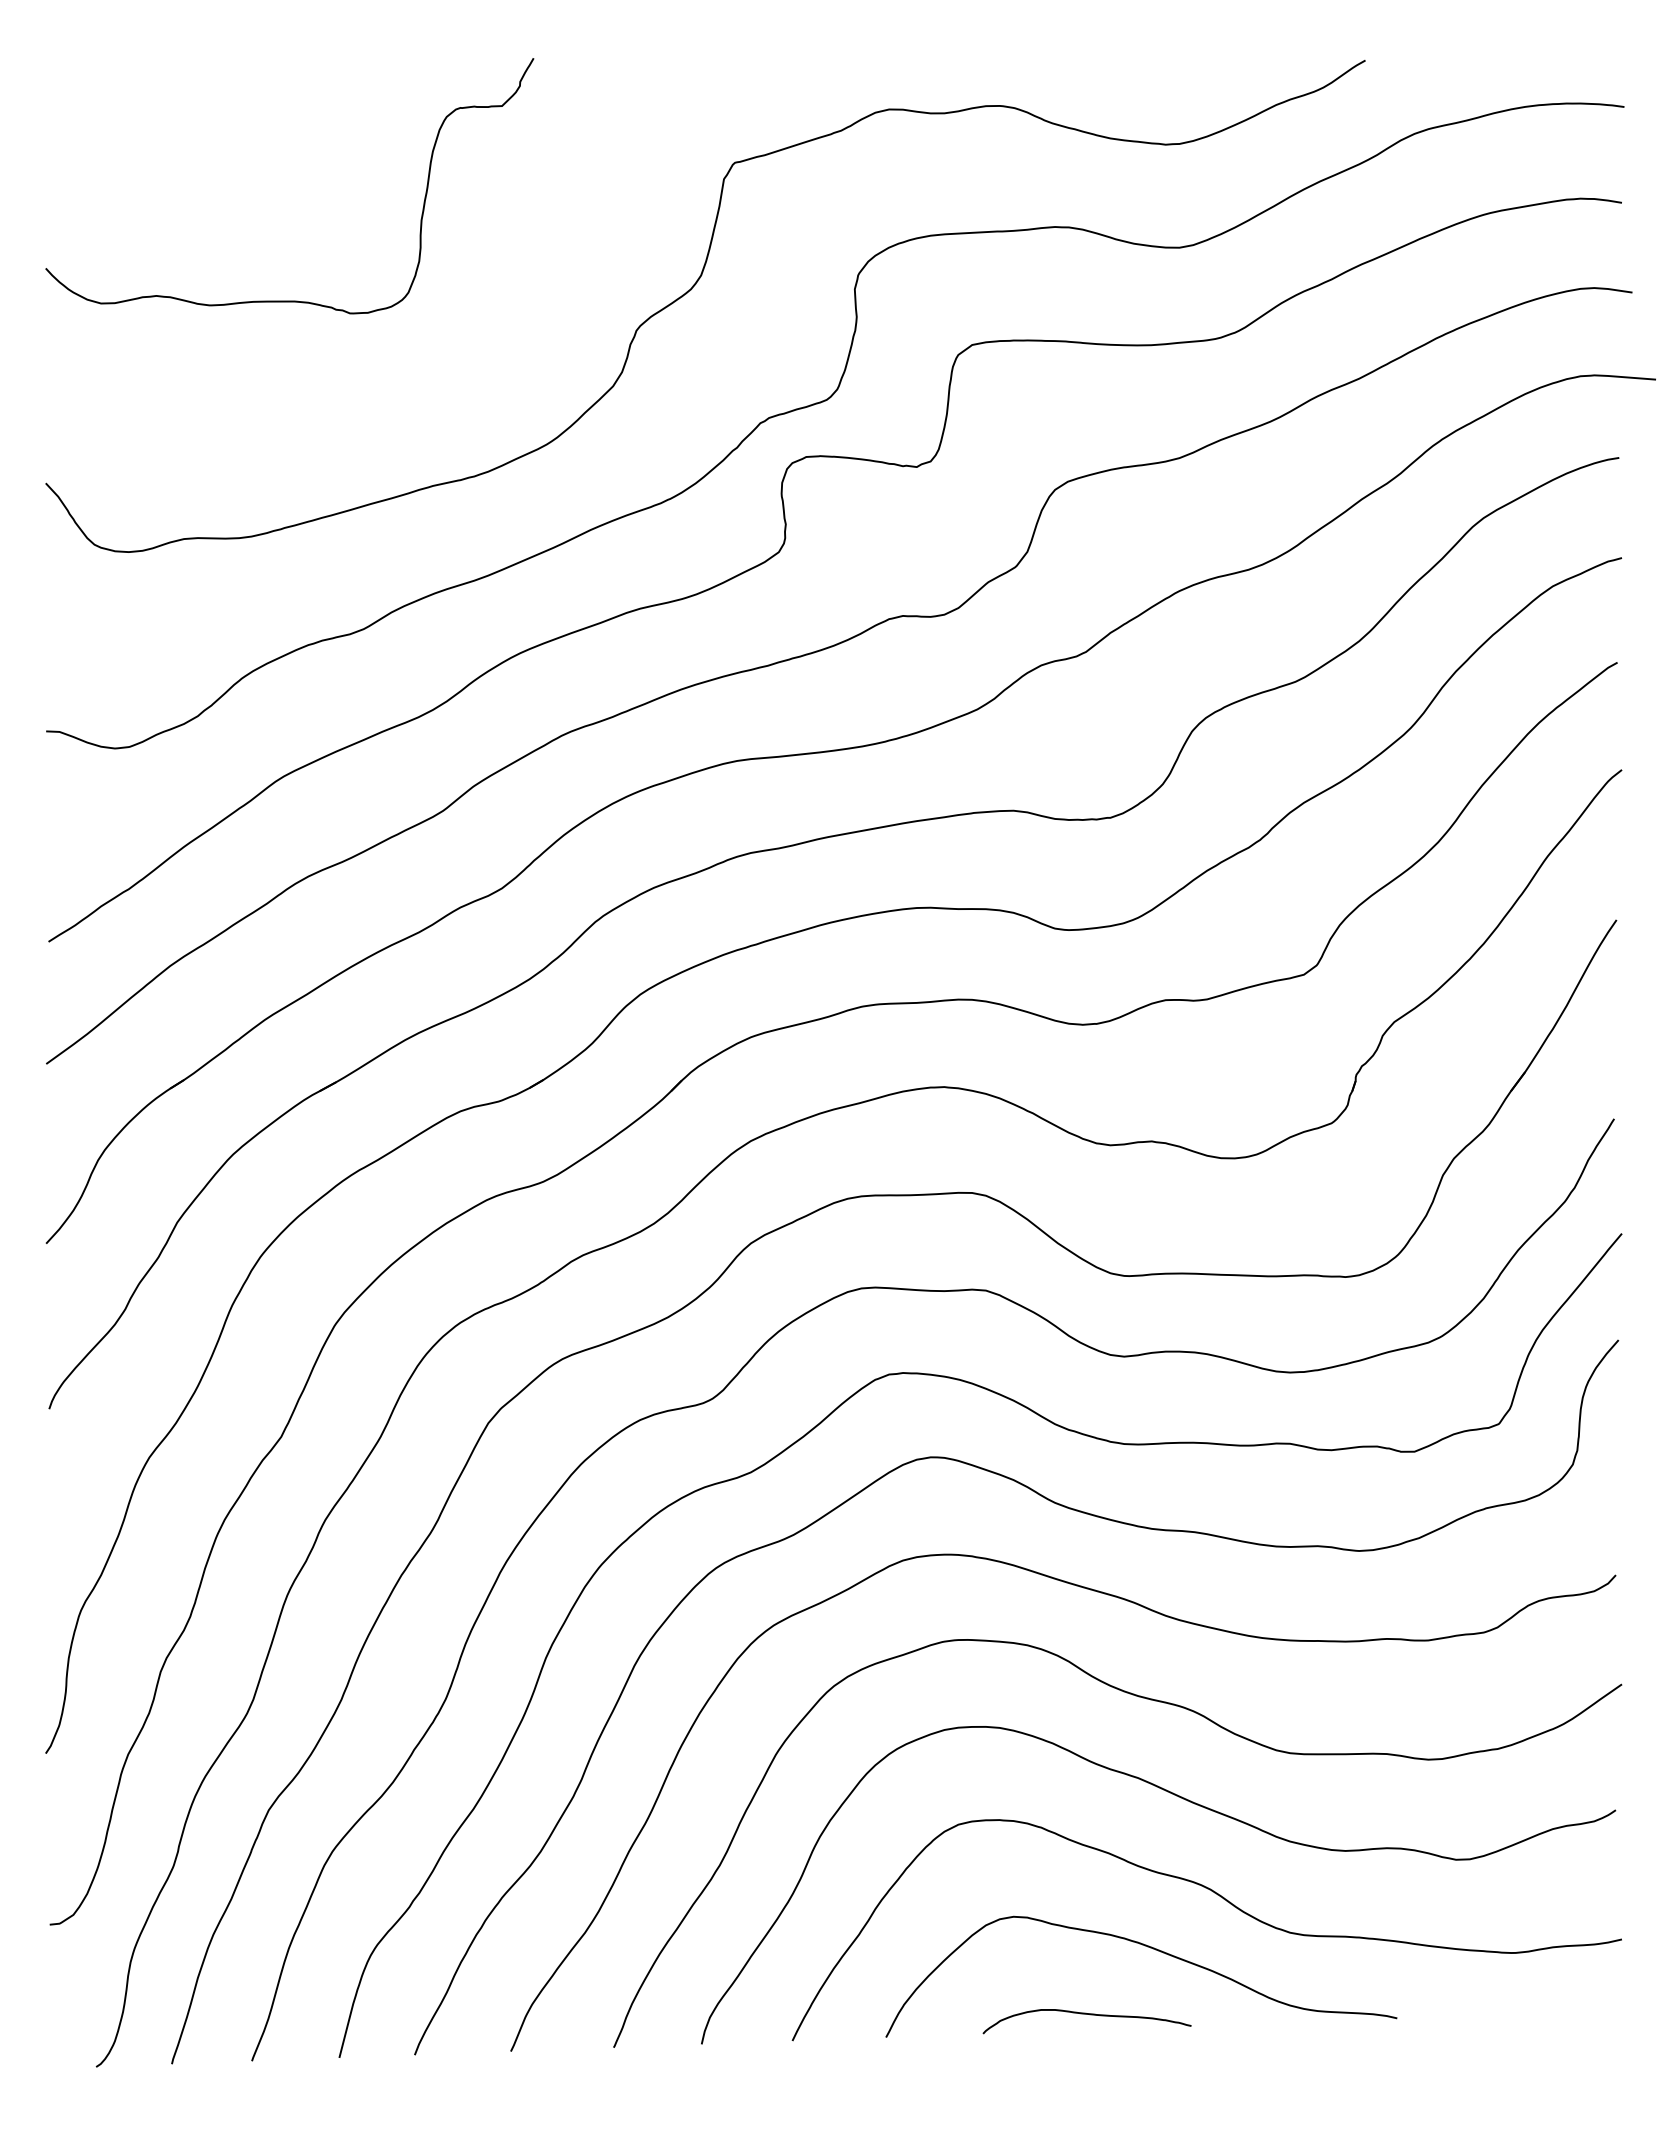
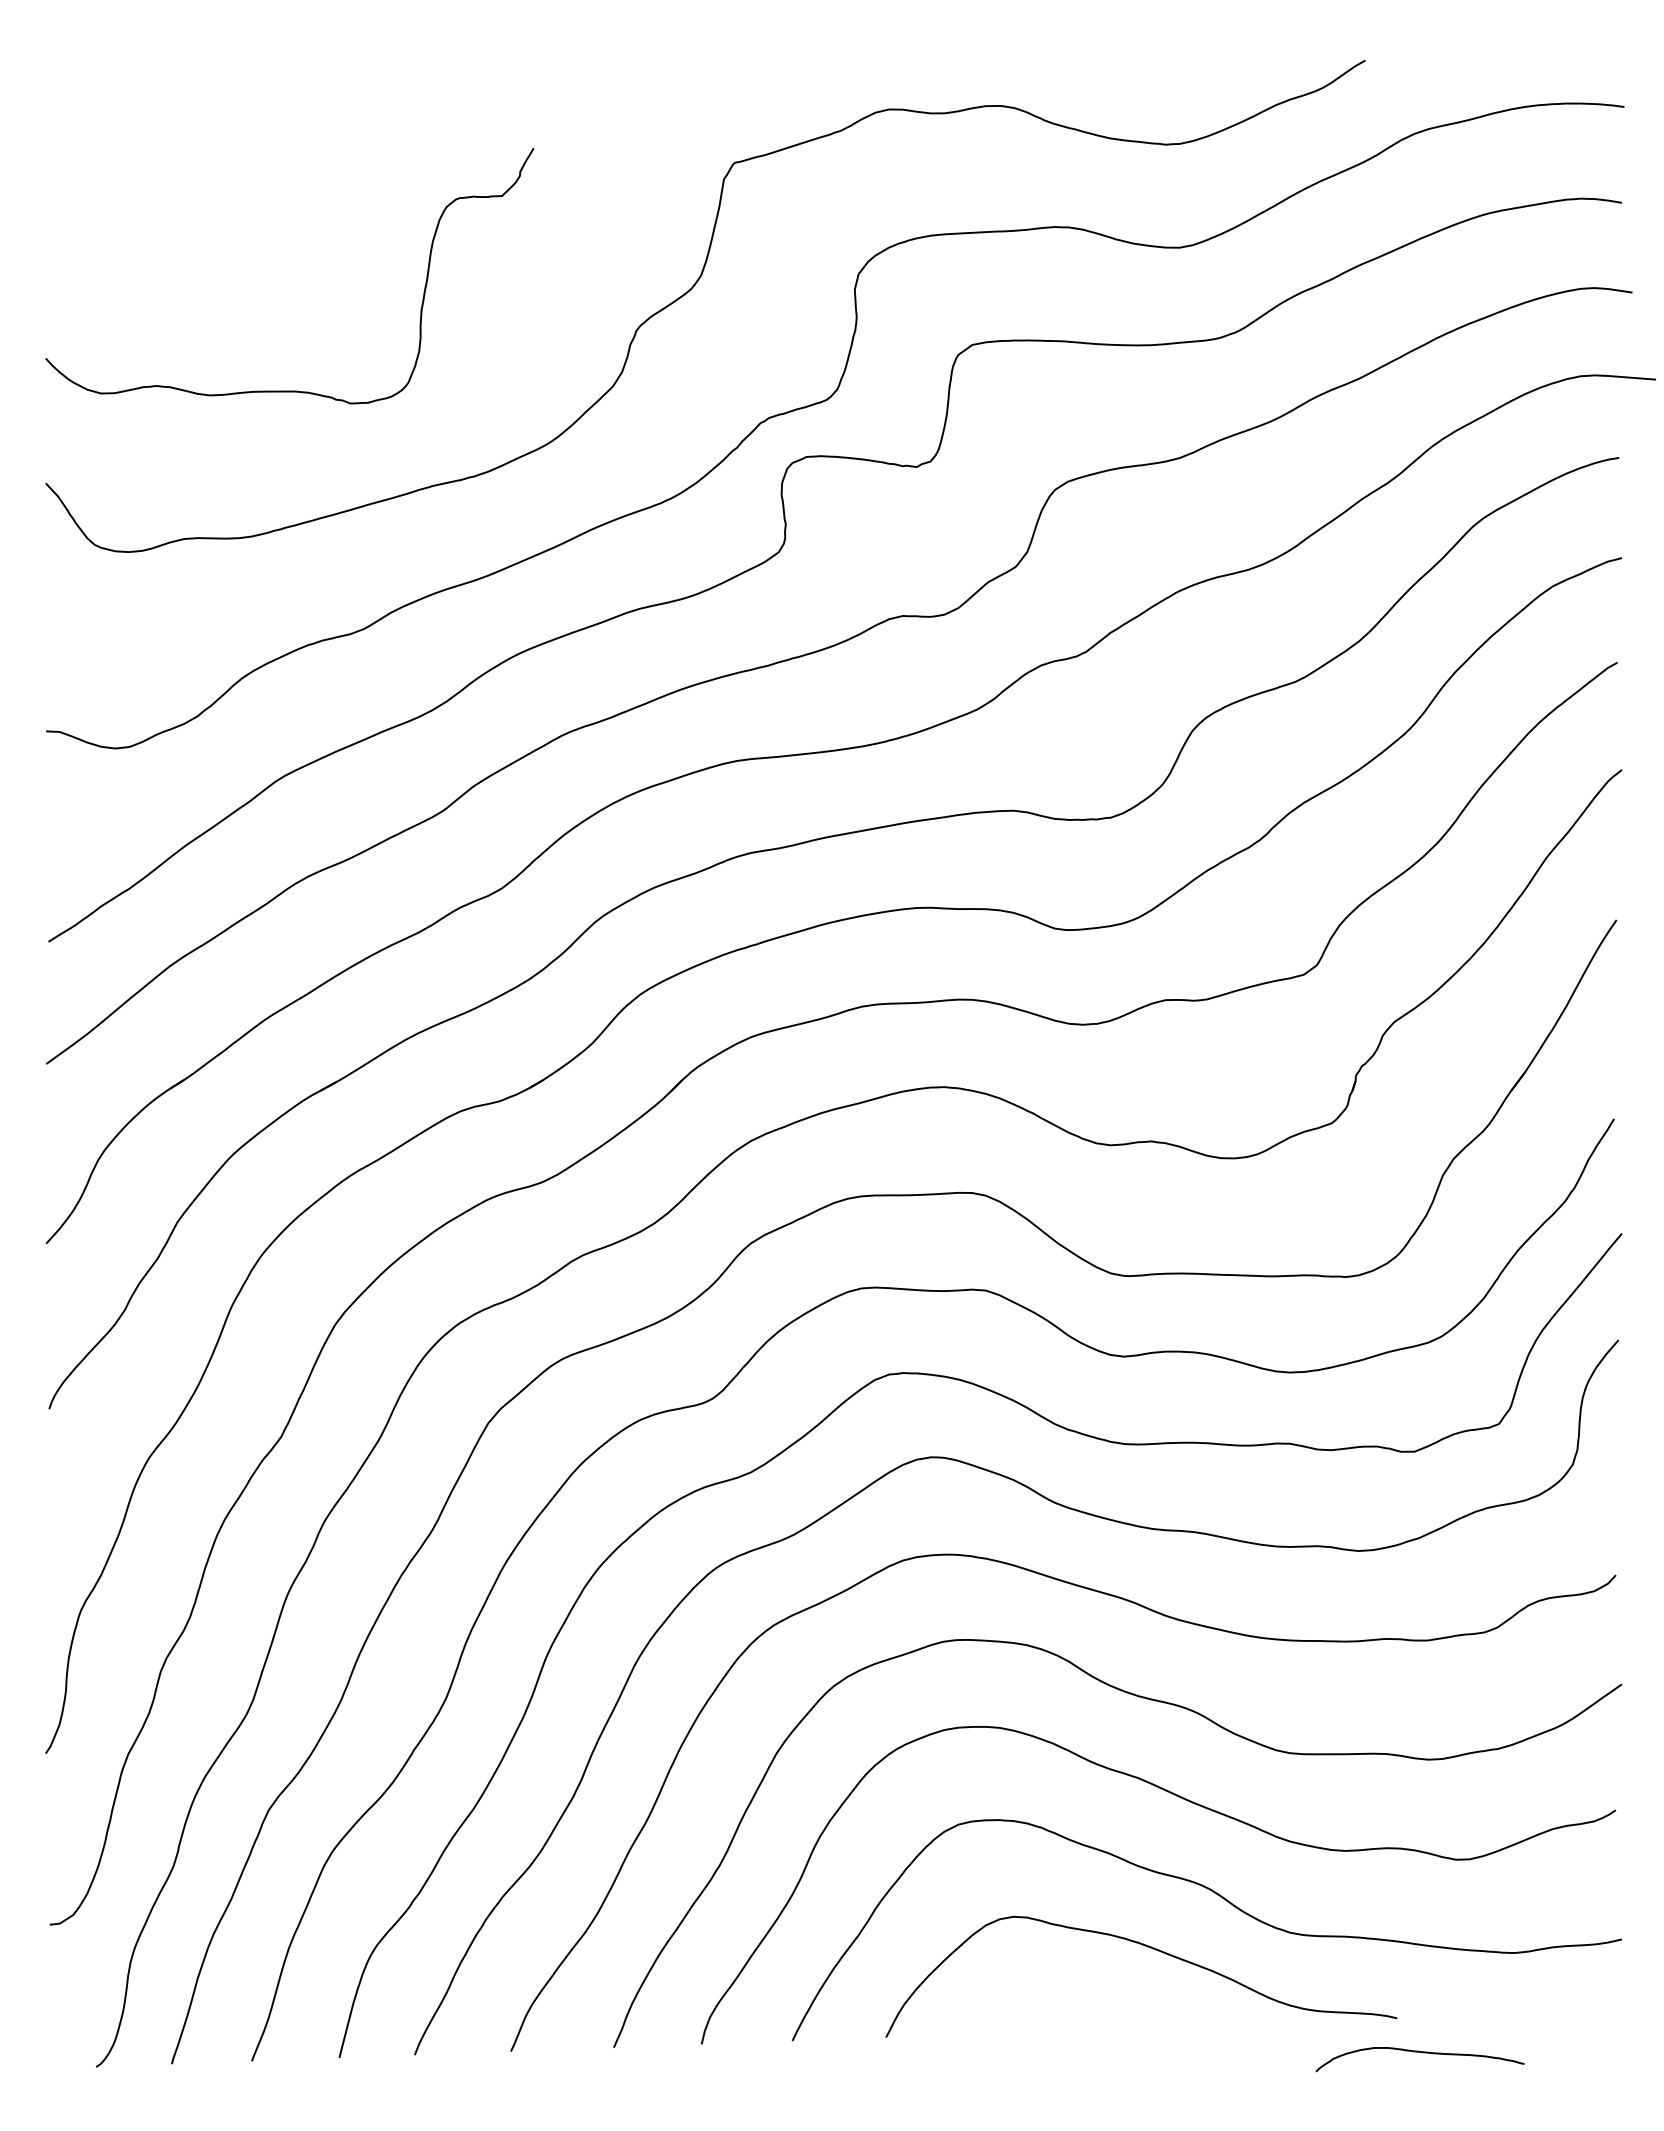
curve position: (289, 300) -> (289, 390) (289, 390)
curve position: (1086, 2014) -> (1419, 2052) (1419, 2052)
